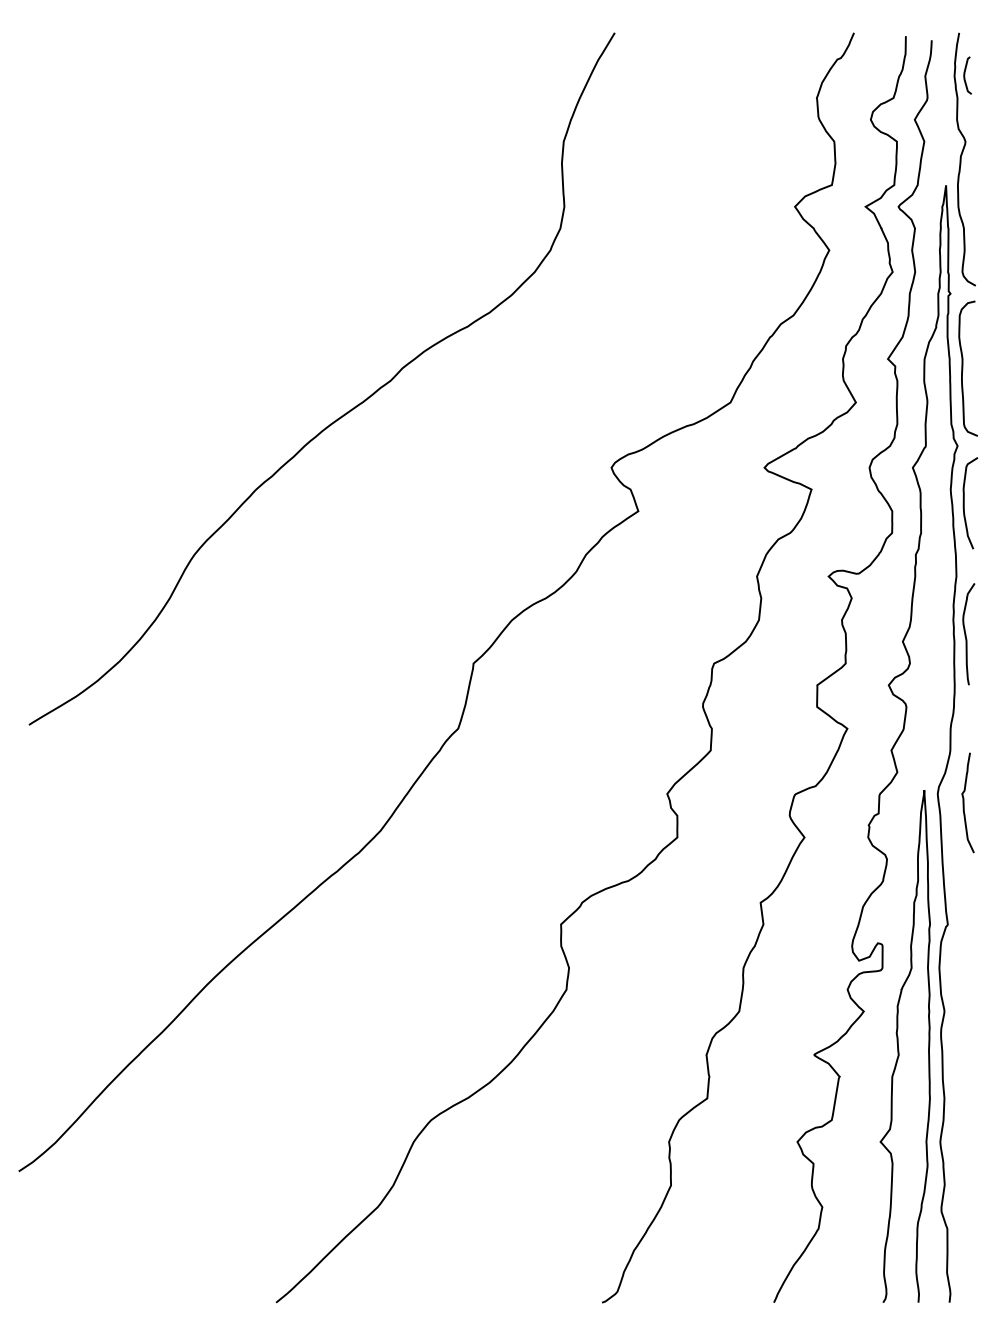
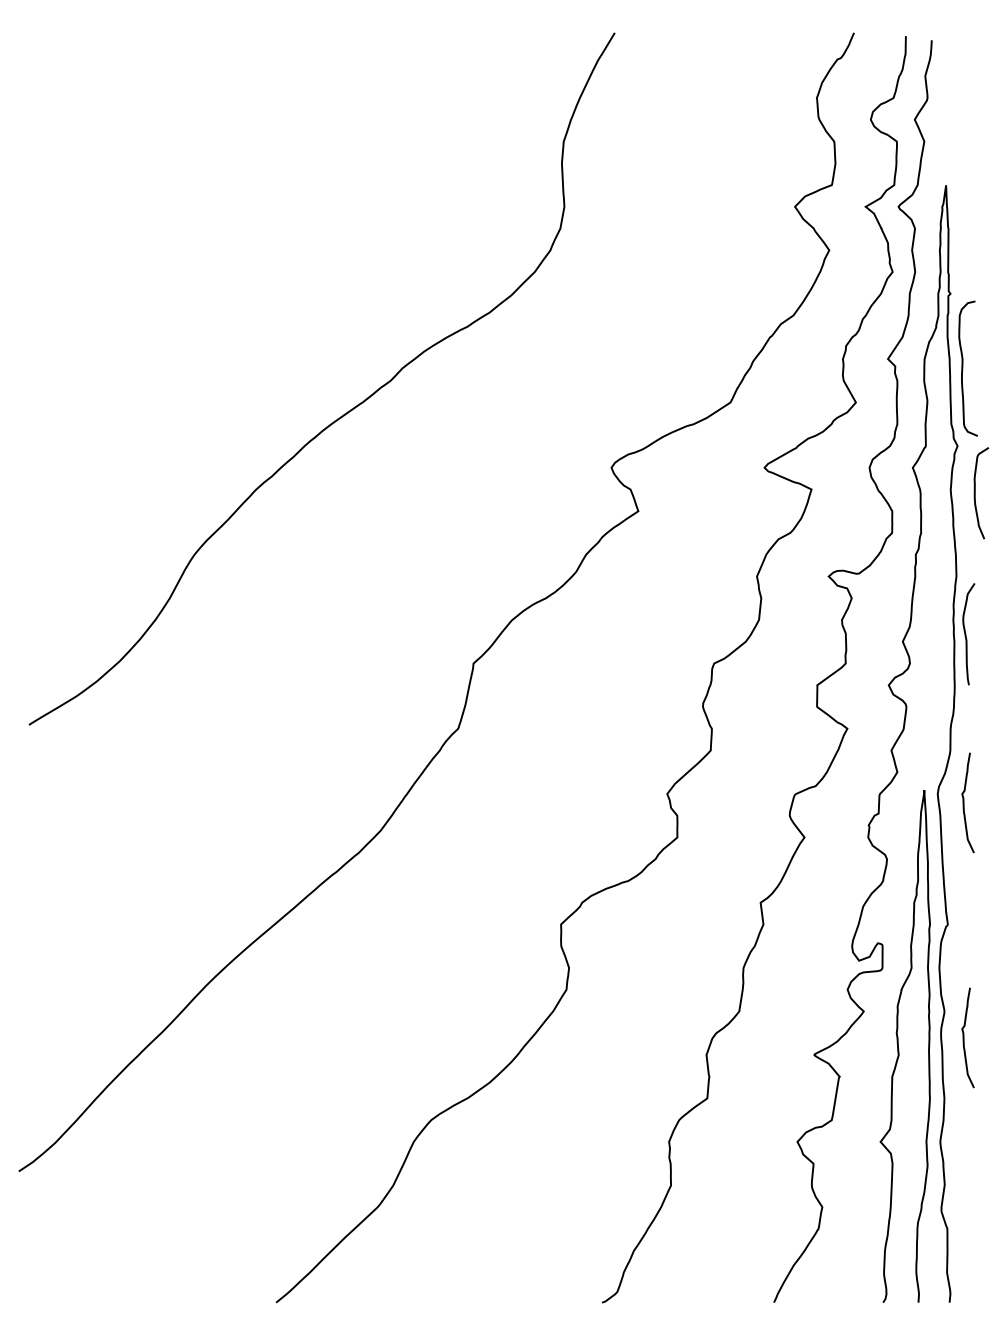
part: present -> none (964, 159)
curve position: (964, 503) -> (975, 493) (975, 493)
curve: none -> present (964, 1037)
